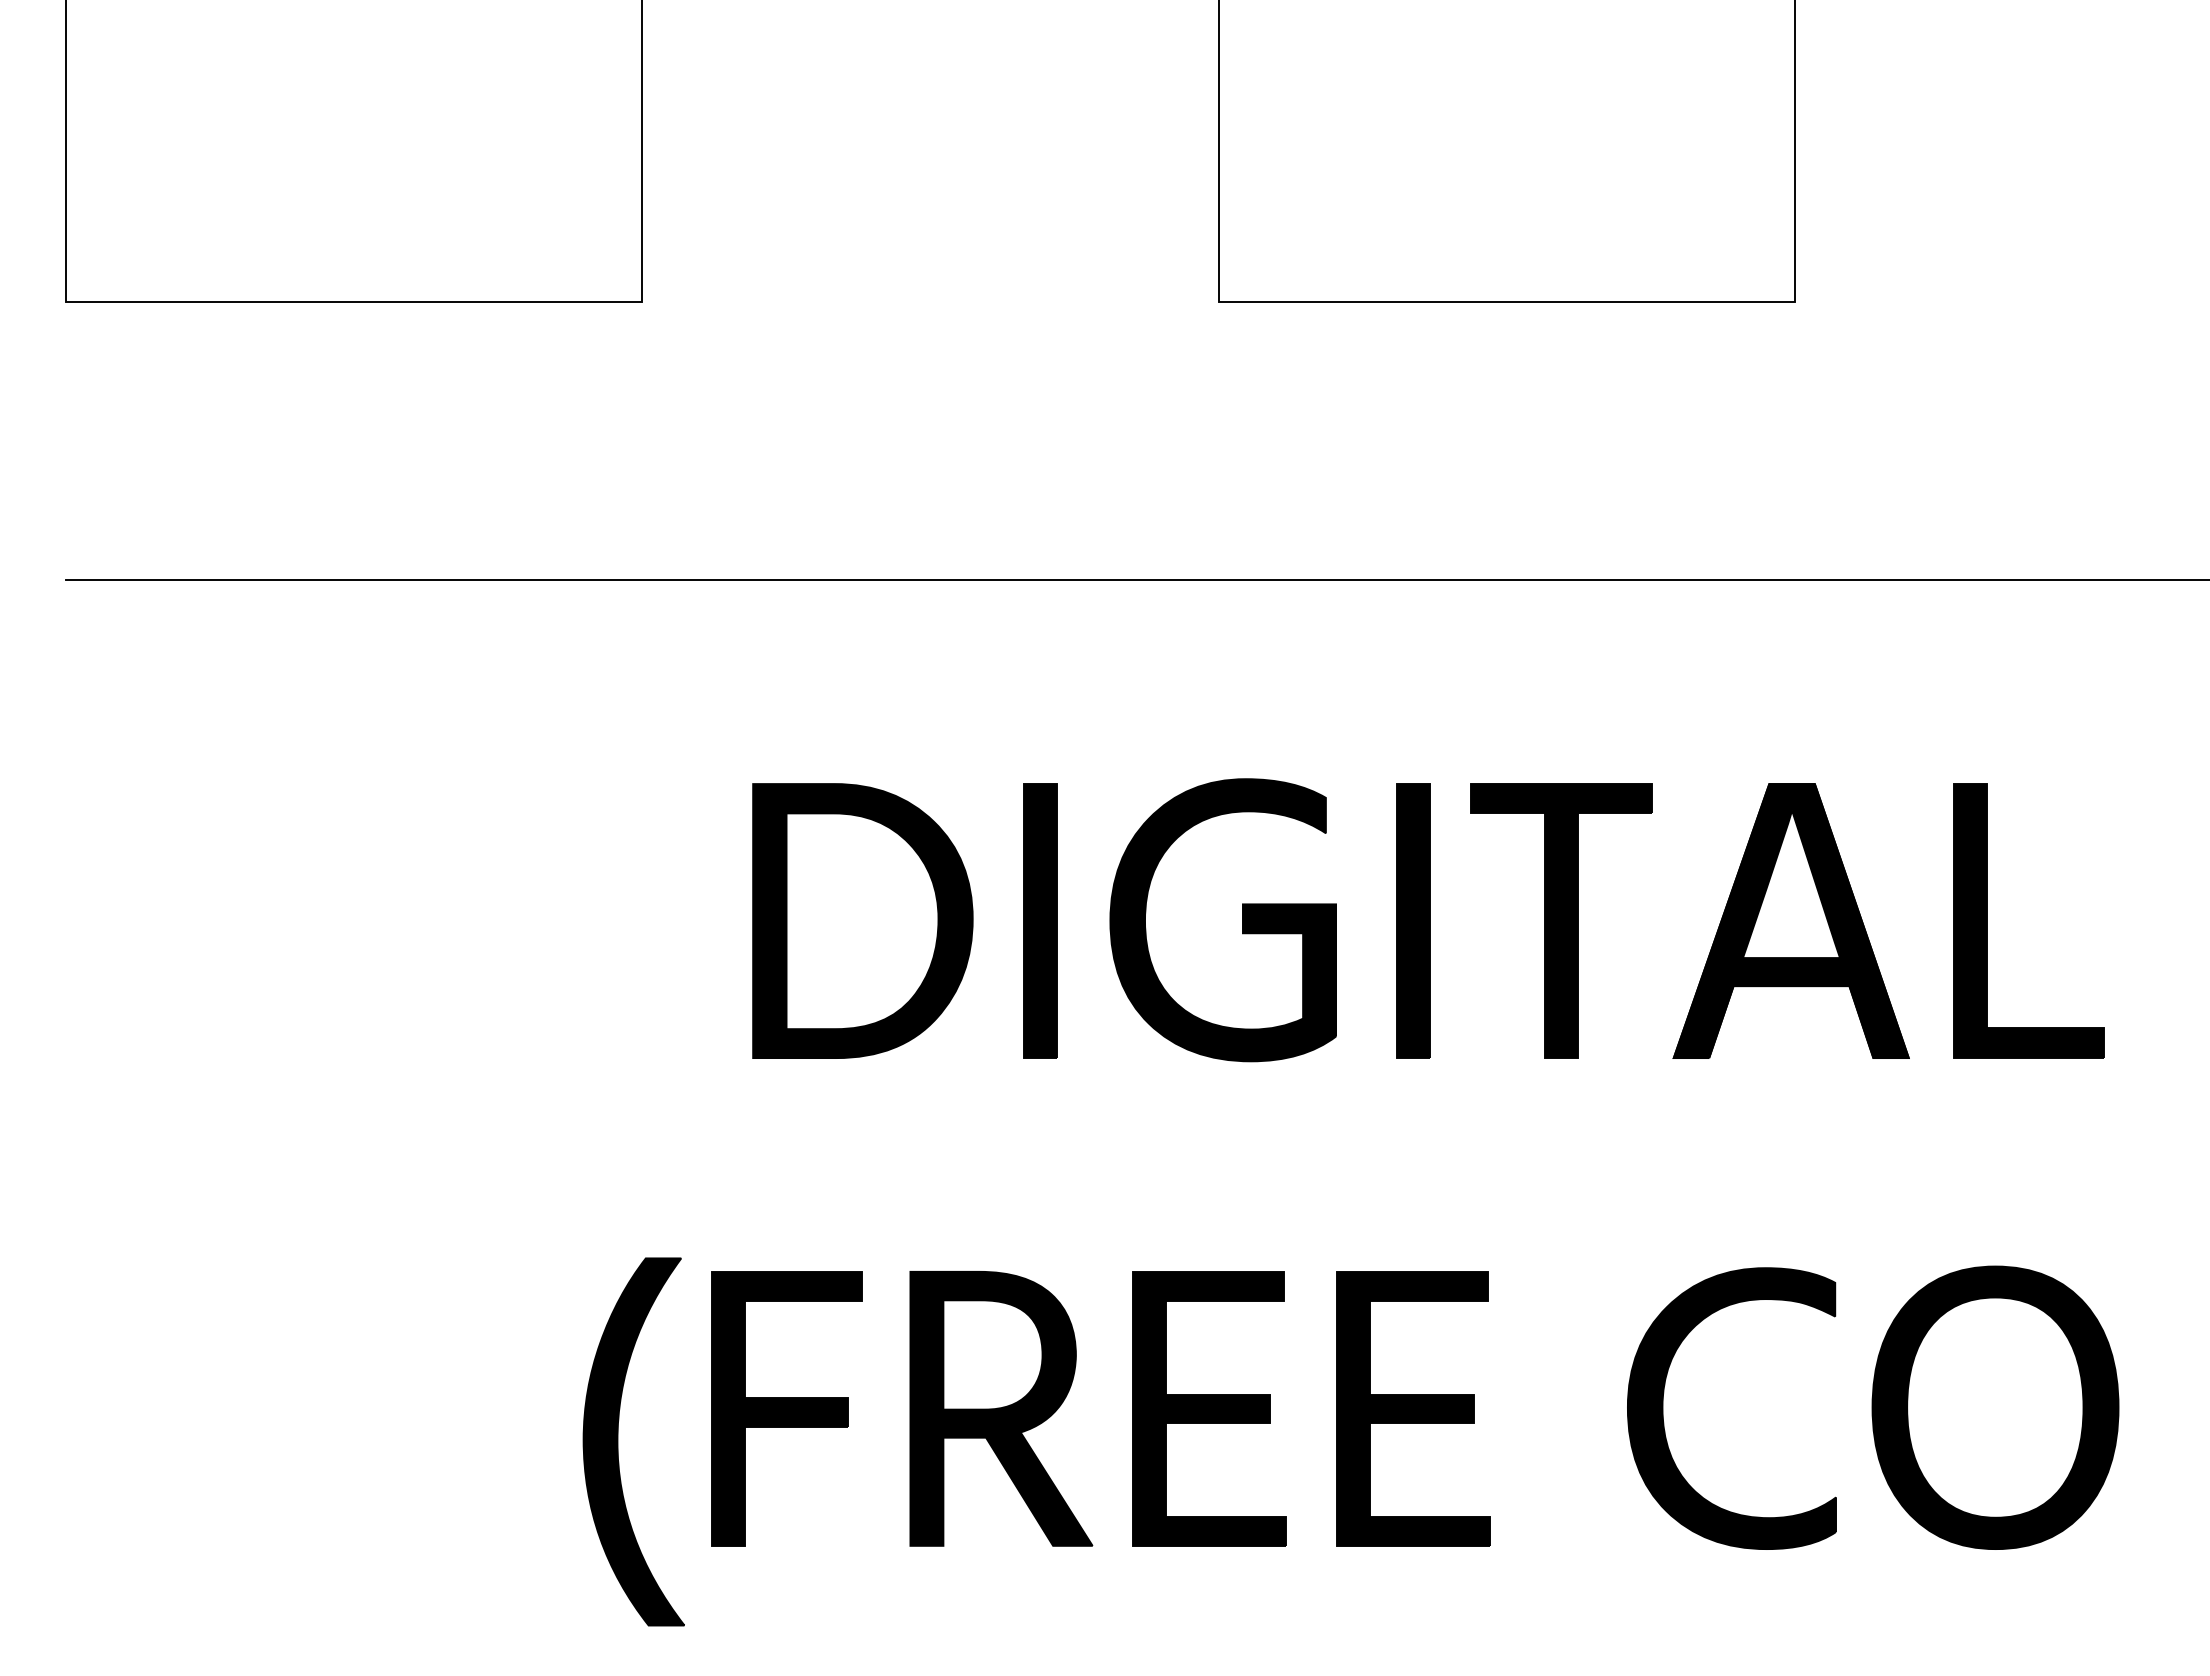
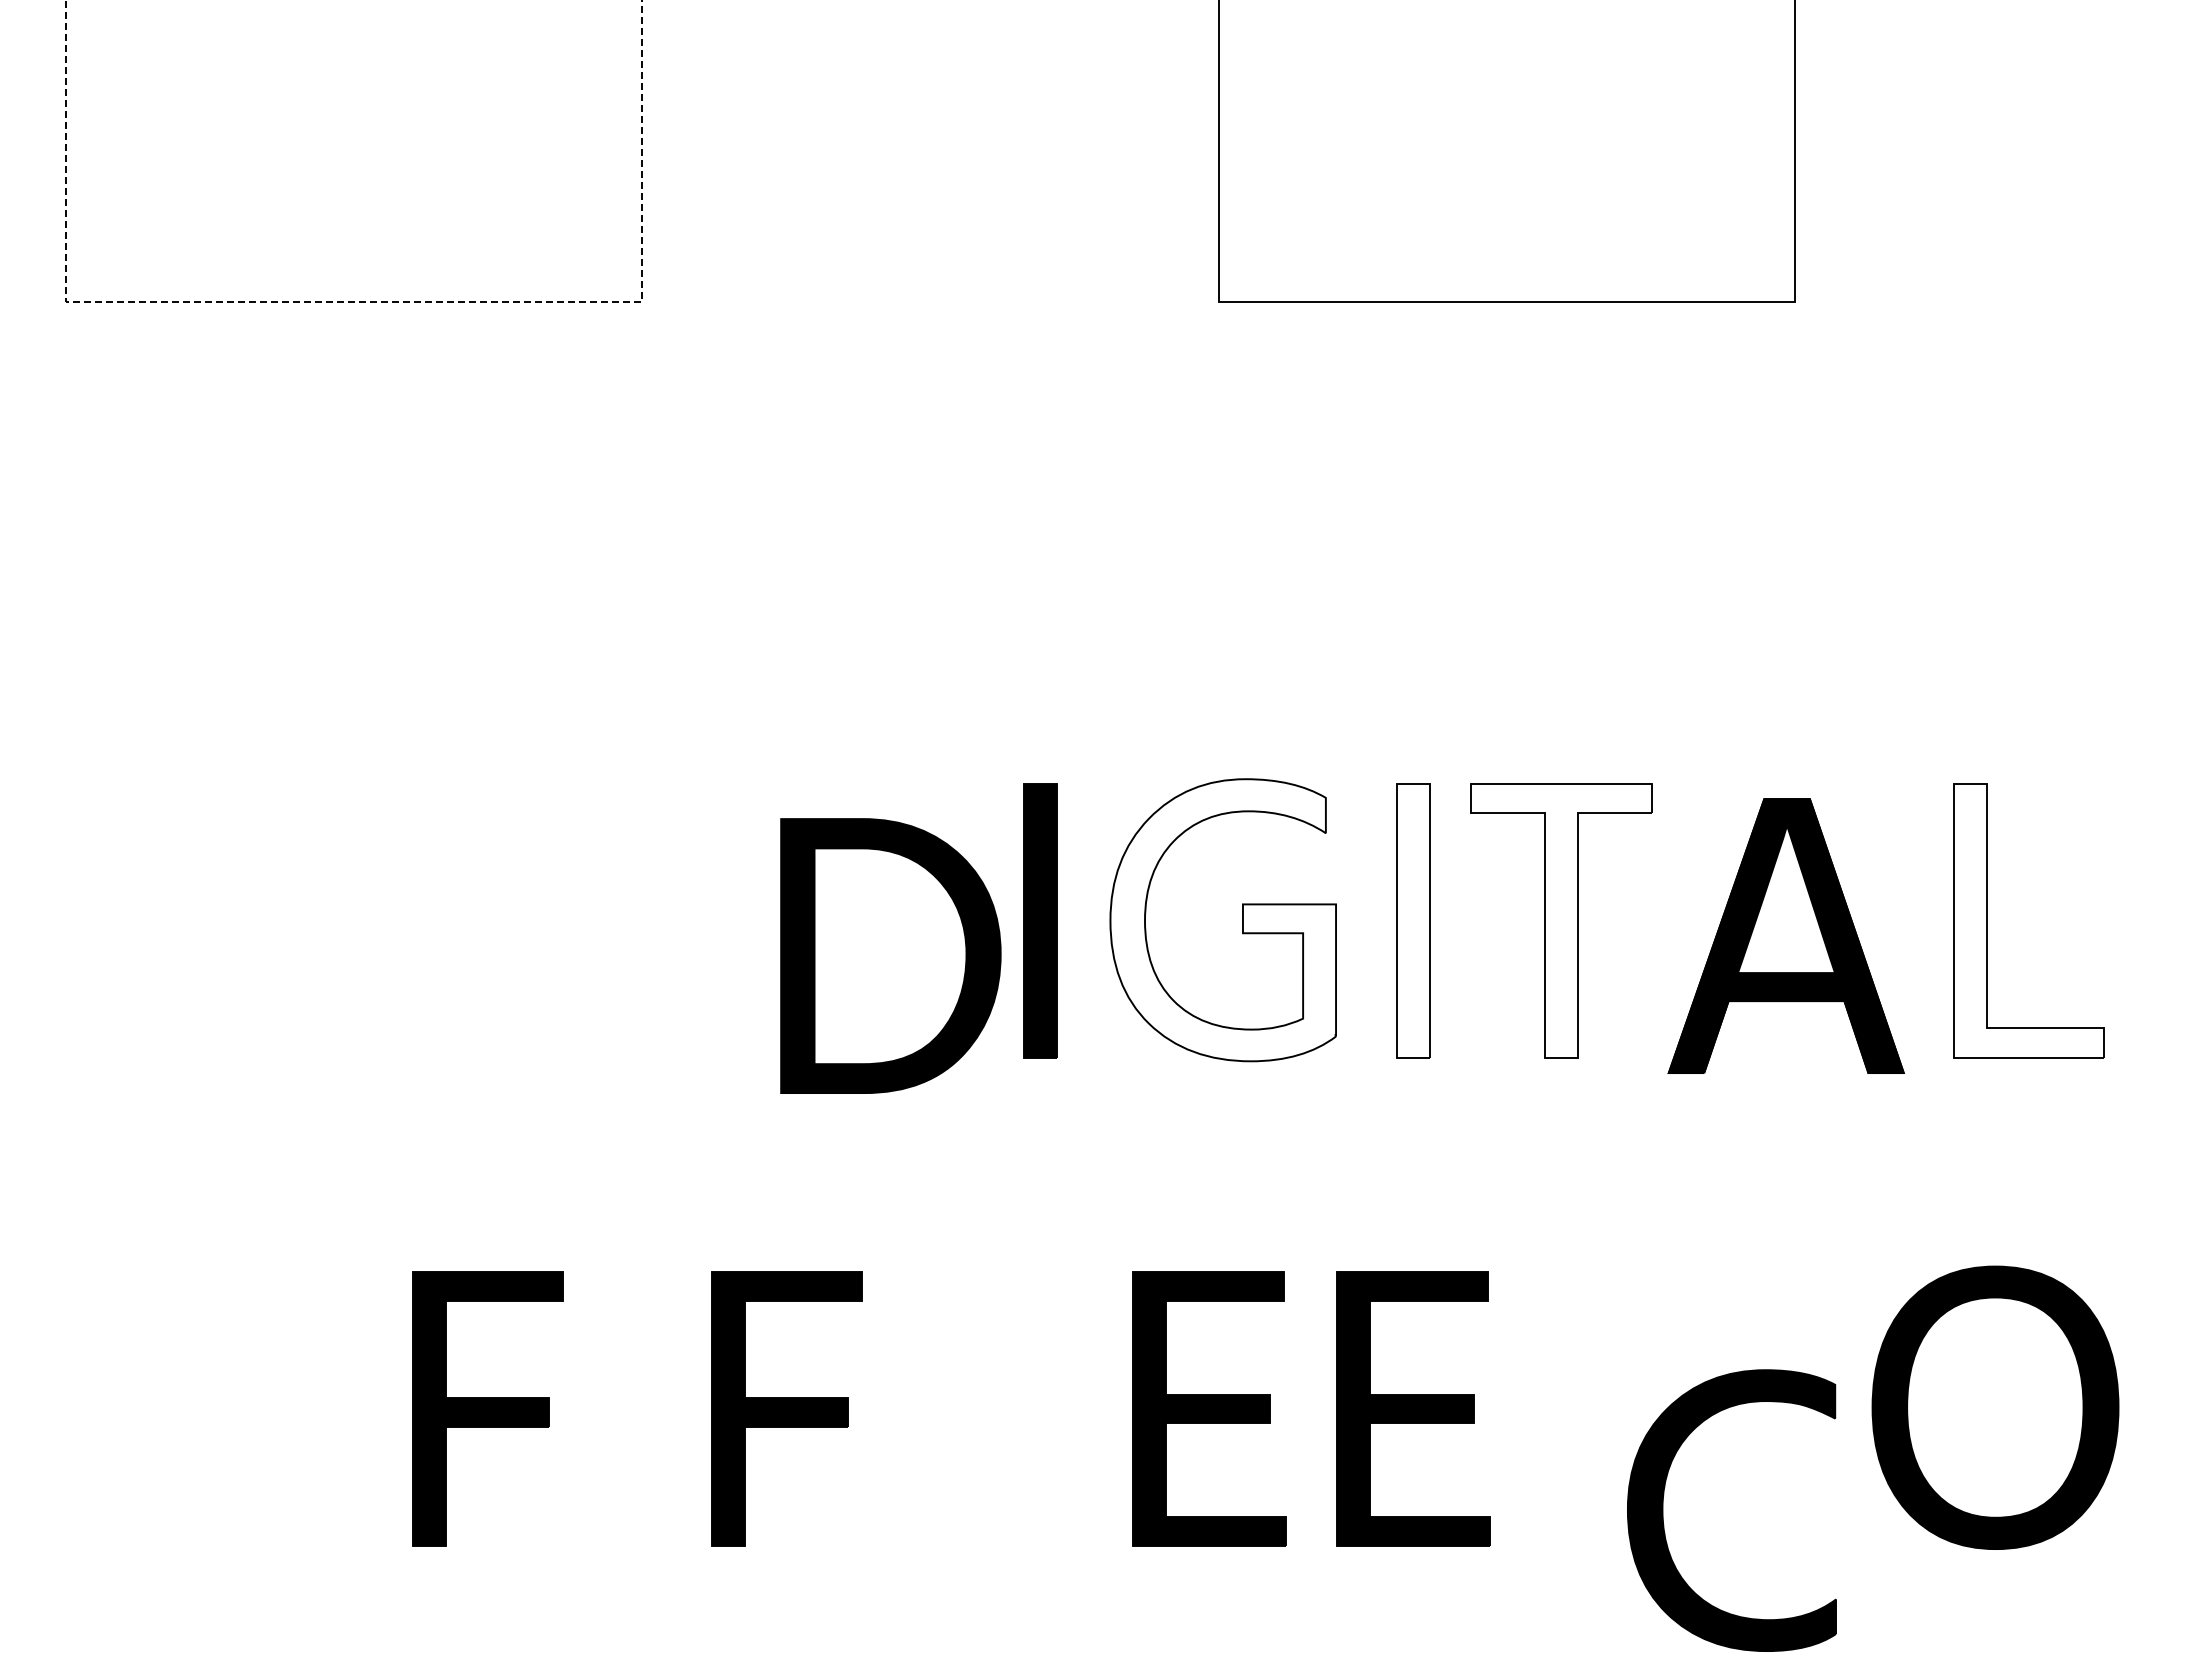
line: solid -> dashed (353, 301)
line: present -> none (1136, 580)
part position: (862, 920) -> (890, 955) (890, 955)
fill: present -> none (1223, 920)
part position: (1790, 920) -> (1785, 935) (1785, 935)
fill: present -> none (1413, 921)
fill: present -> none (1561, 921)
fill: present -> none (2028, 921)
part: none -> present (487, 1408)
part: present -> none (1001, 1408)
part position: (1663, 1408) -> (1663, 1510) (1663, 1510)
part: present -> none (618, 1441)
